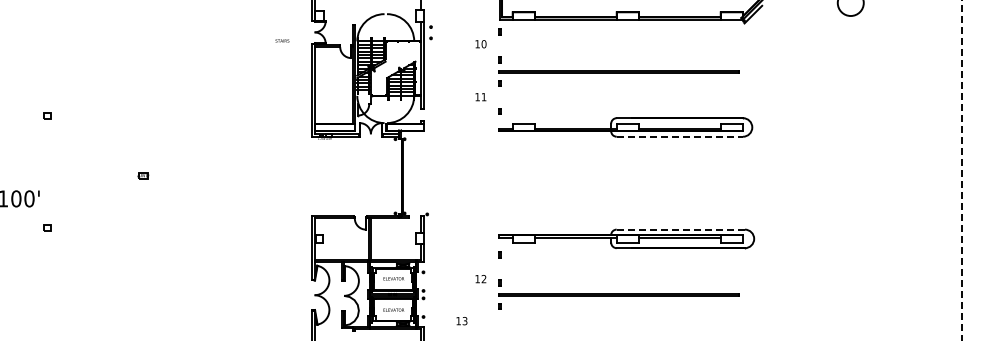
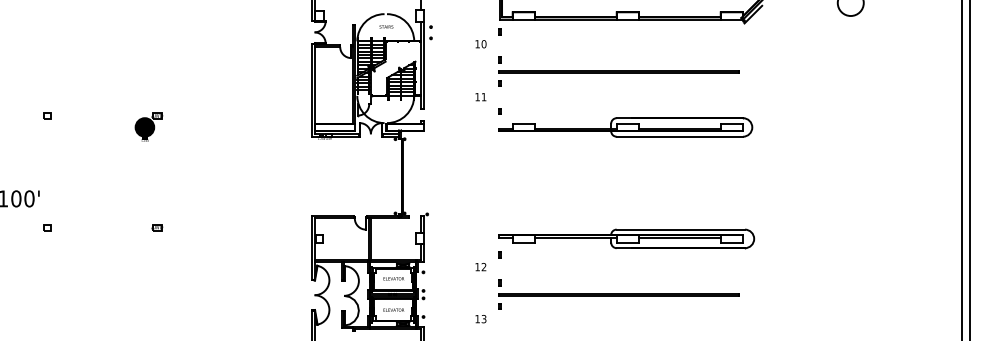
text position: (282, 40) -> (386, 26) (386, 26)
part: none -> present (148, 126)
line: dashed -> solid (680, 136)
line: none -> present (969, 169)
line: dashed -> solid (962, 170)
part position: (143, 175) -> (157, 227) (157, 227)
line: dashed -> solid (680, 229)
text position: (480, 279) -> (480, 267) (480, 267)
text position: (461, 321) -> (480, 319) (480, 319)
